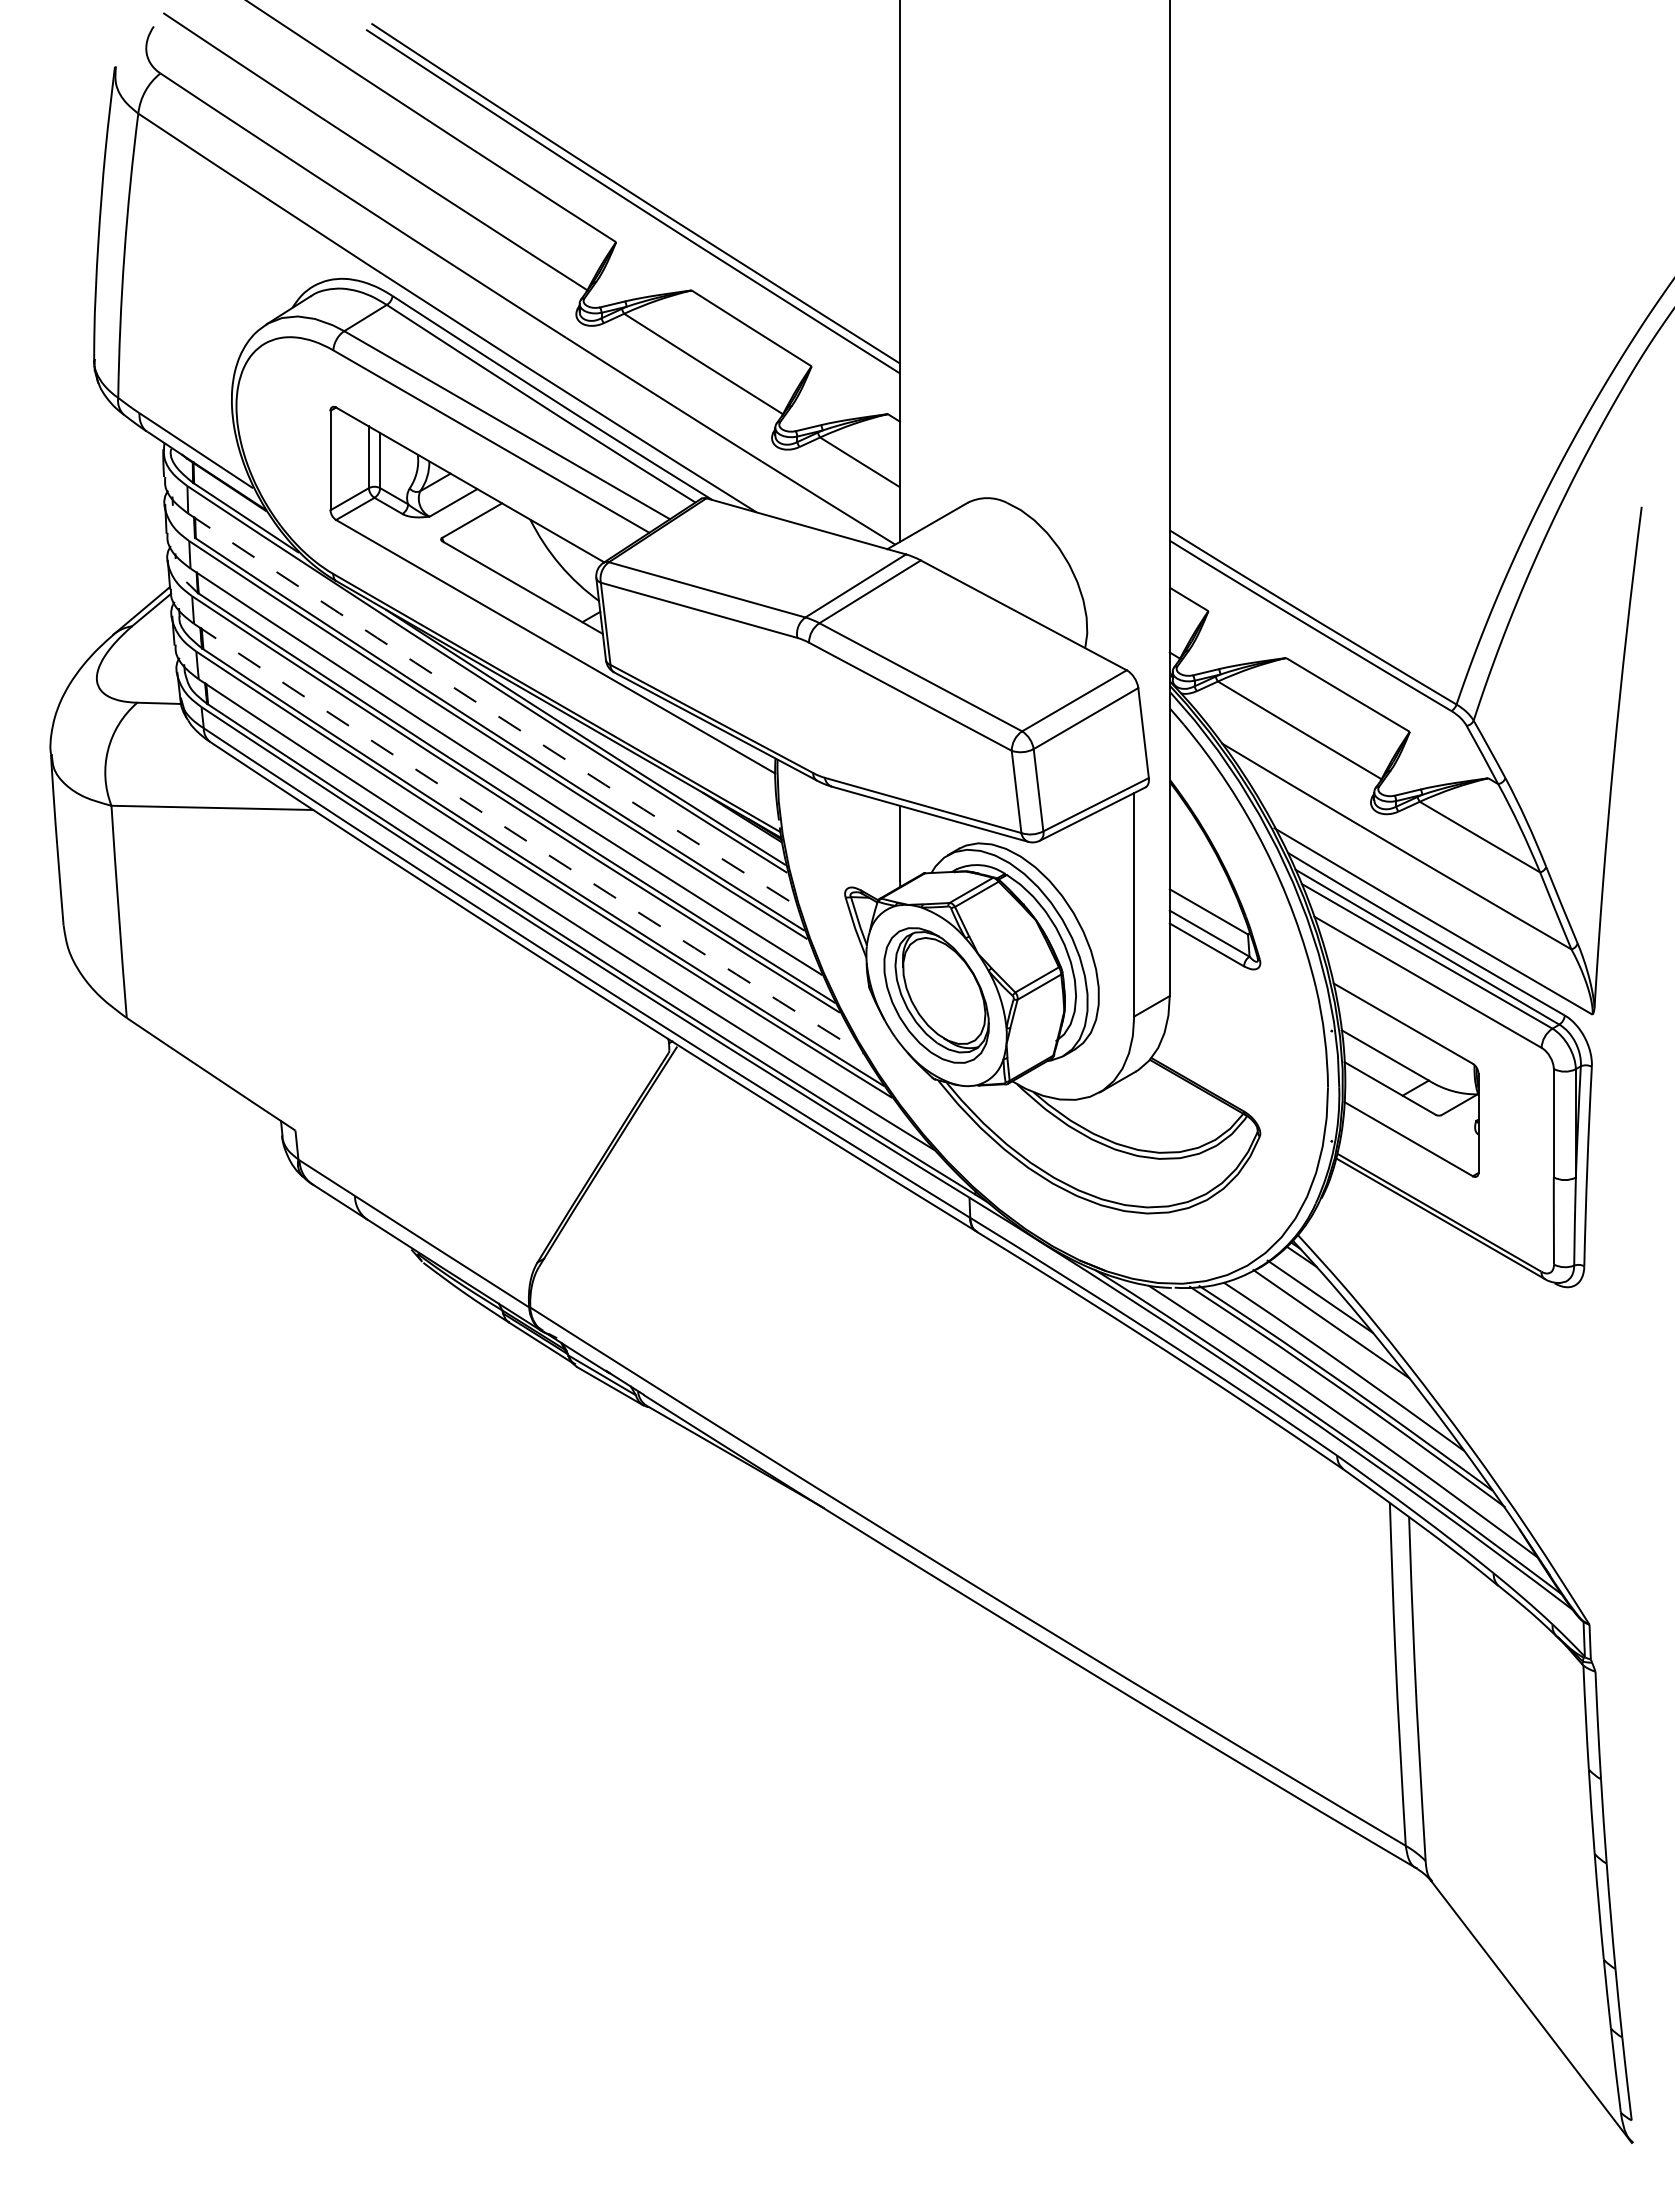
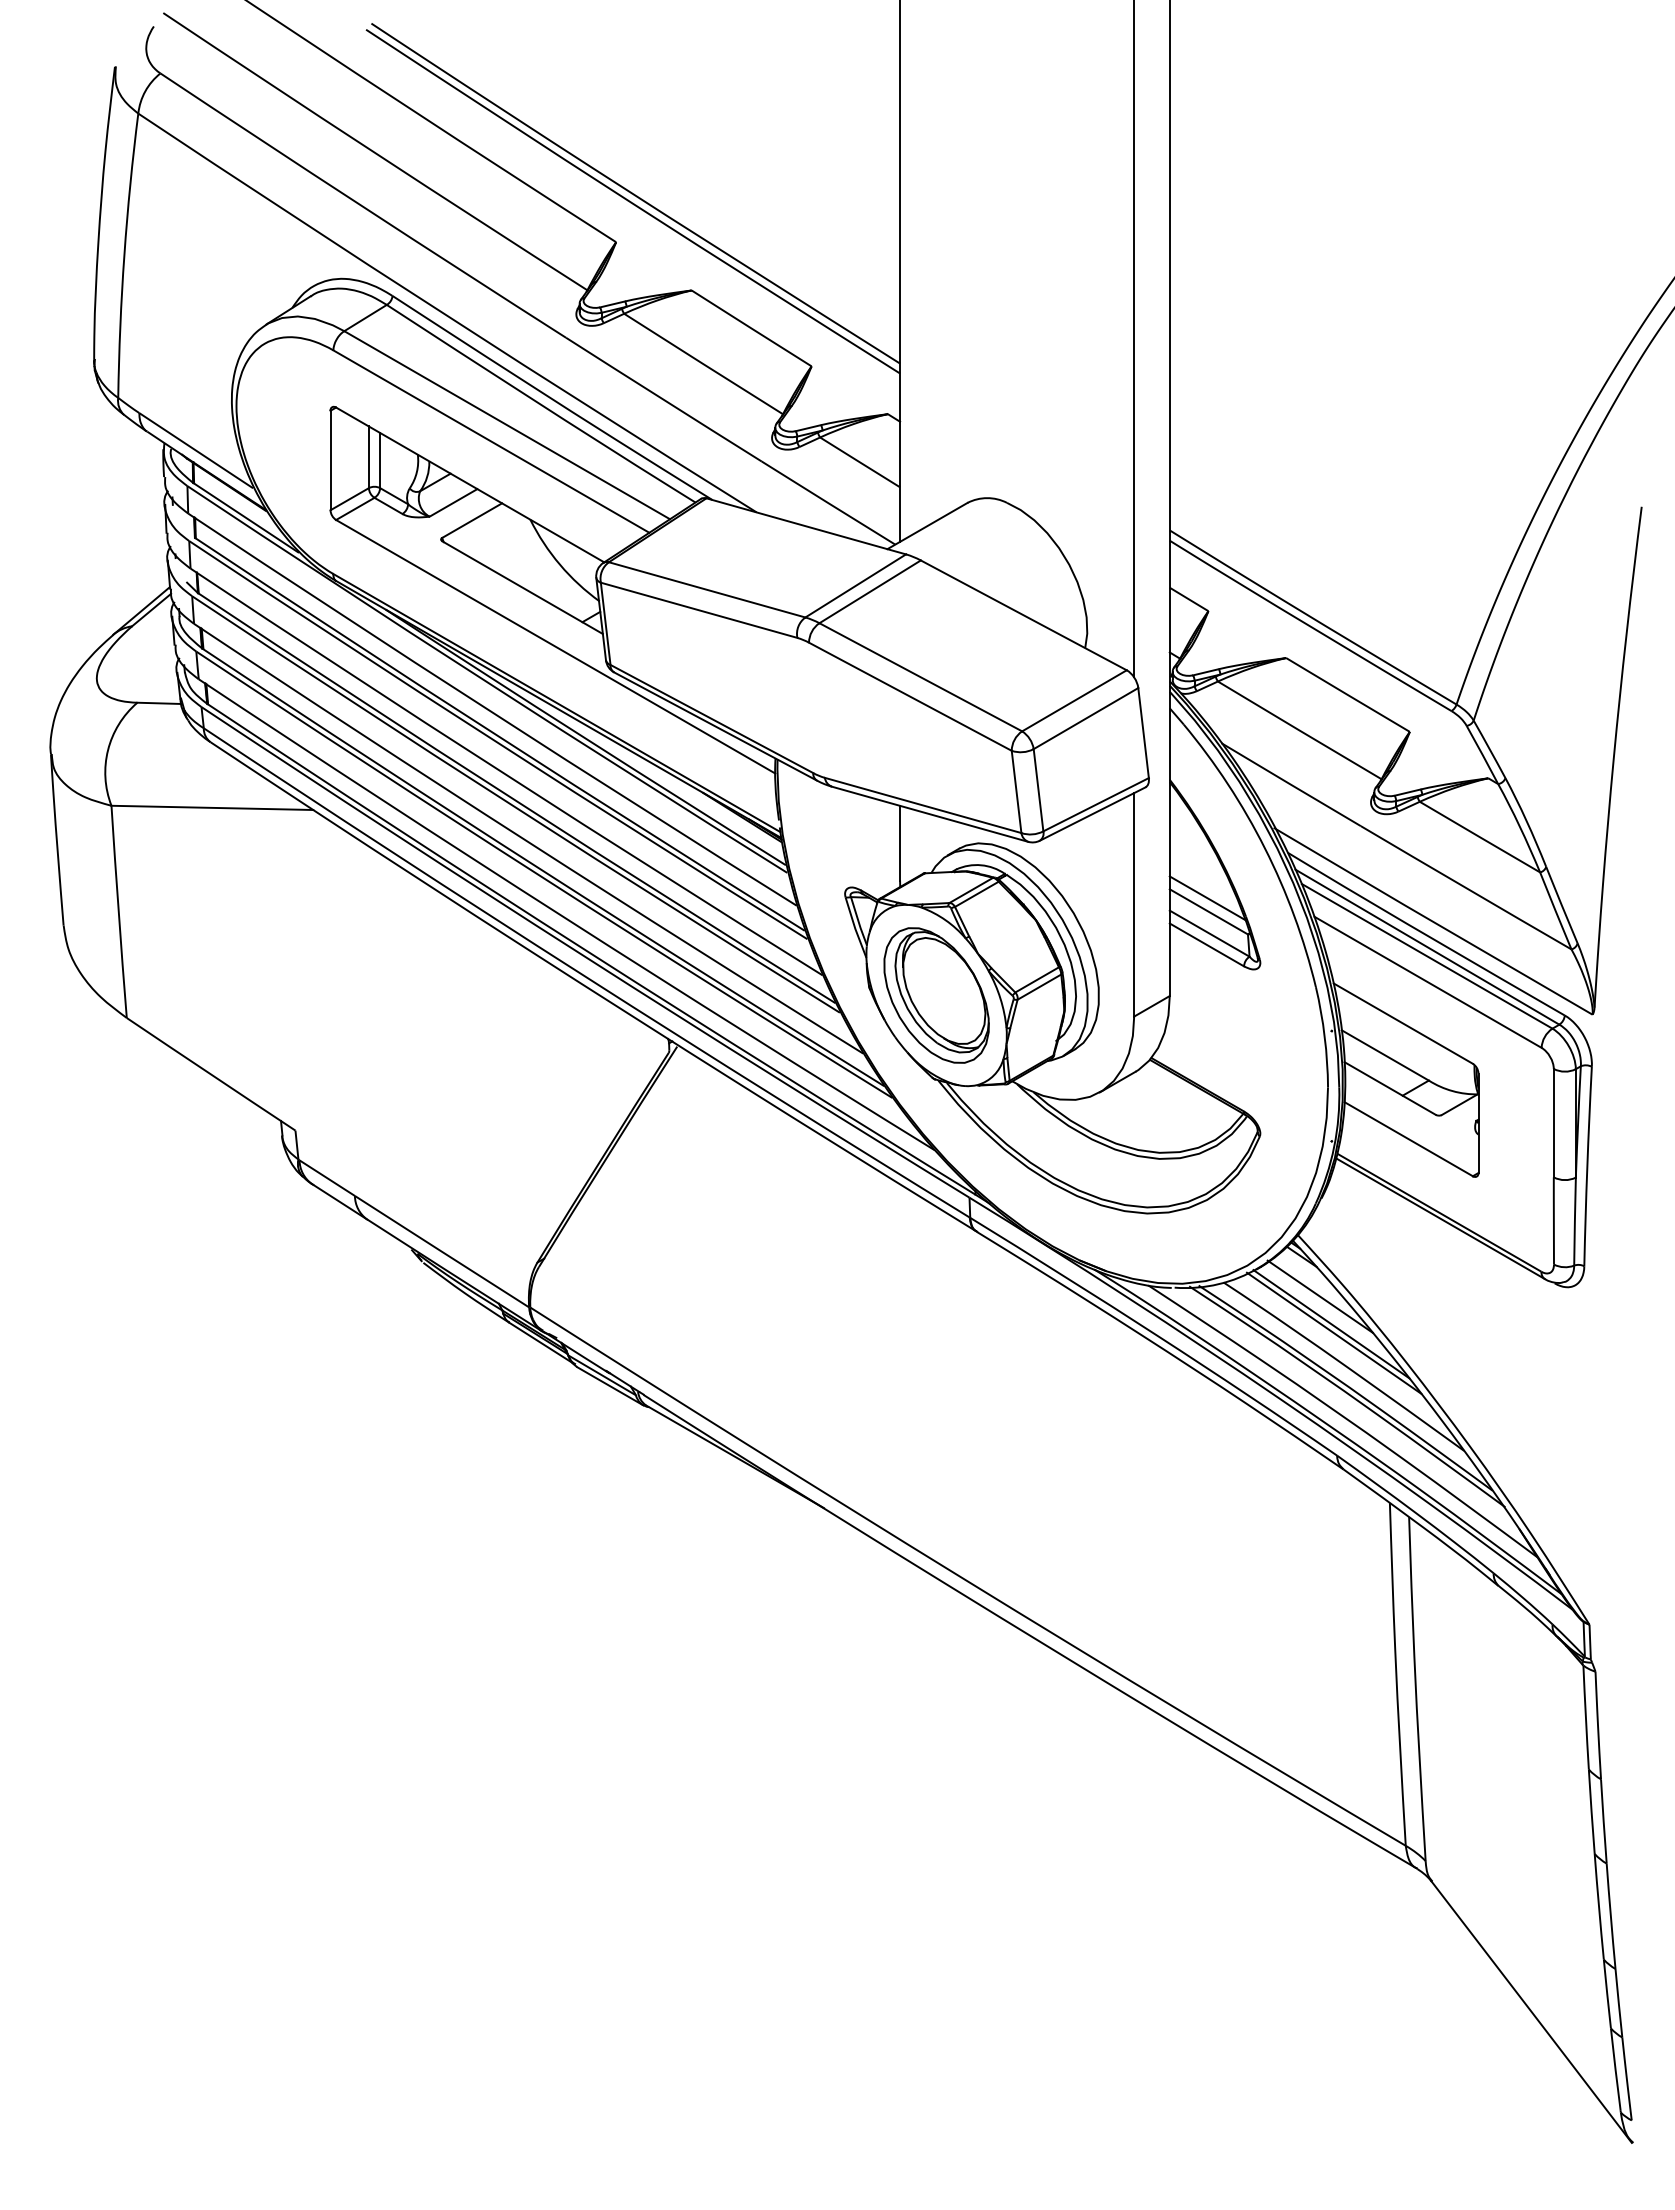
line: none -> present (1134, 339)
arc: dashed -> solid (491, 711)
arc: dashed -> solid (527, 841)
line: none -> present (1207, 898)
line: none -> present (1333, 1332)
